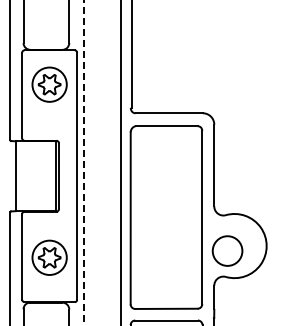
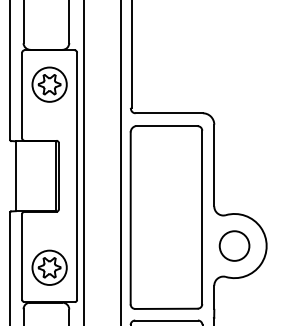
line: dashed -> solid (84, 162)
circle position: (227, 250) -> (234, 245) (234, 245)
part position: (49, 257) -> (49, 267) (49, 267)
